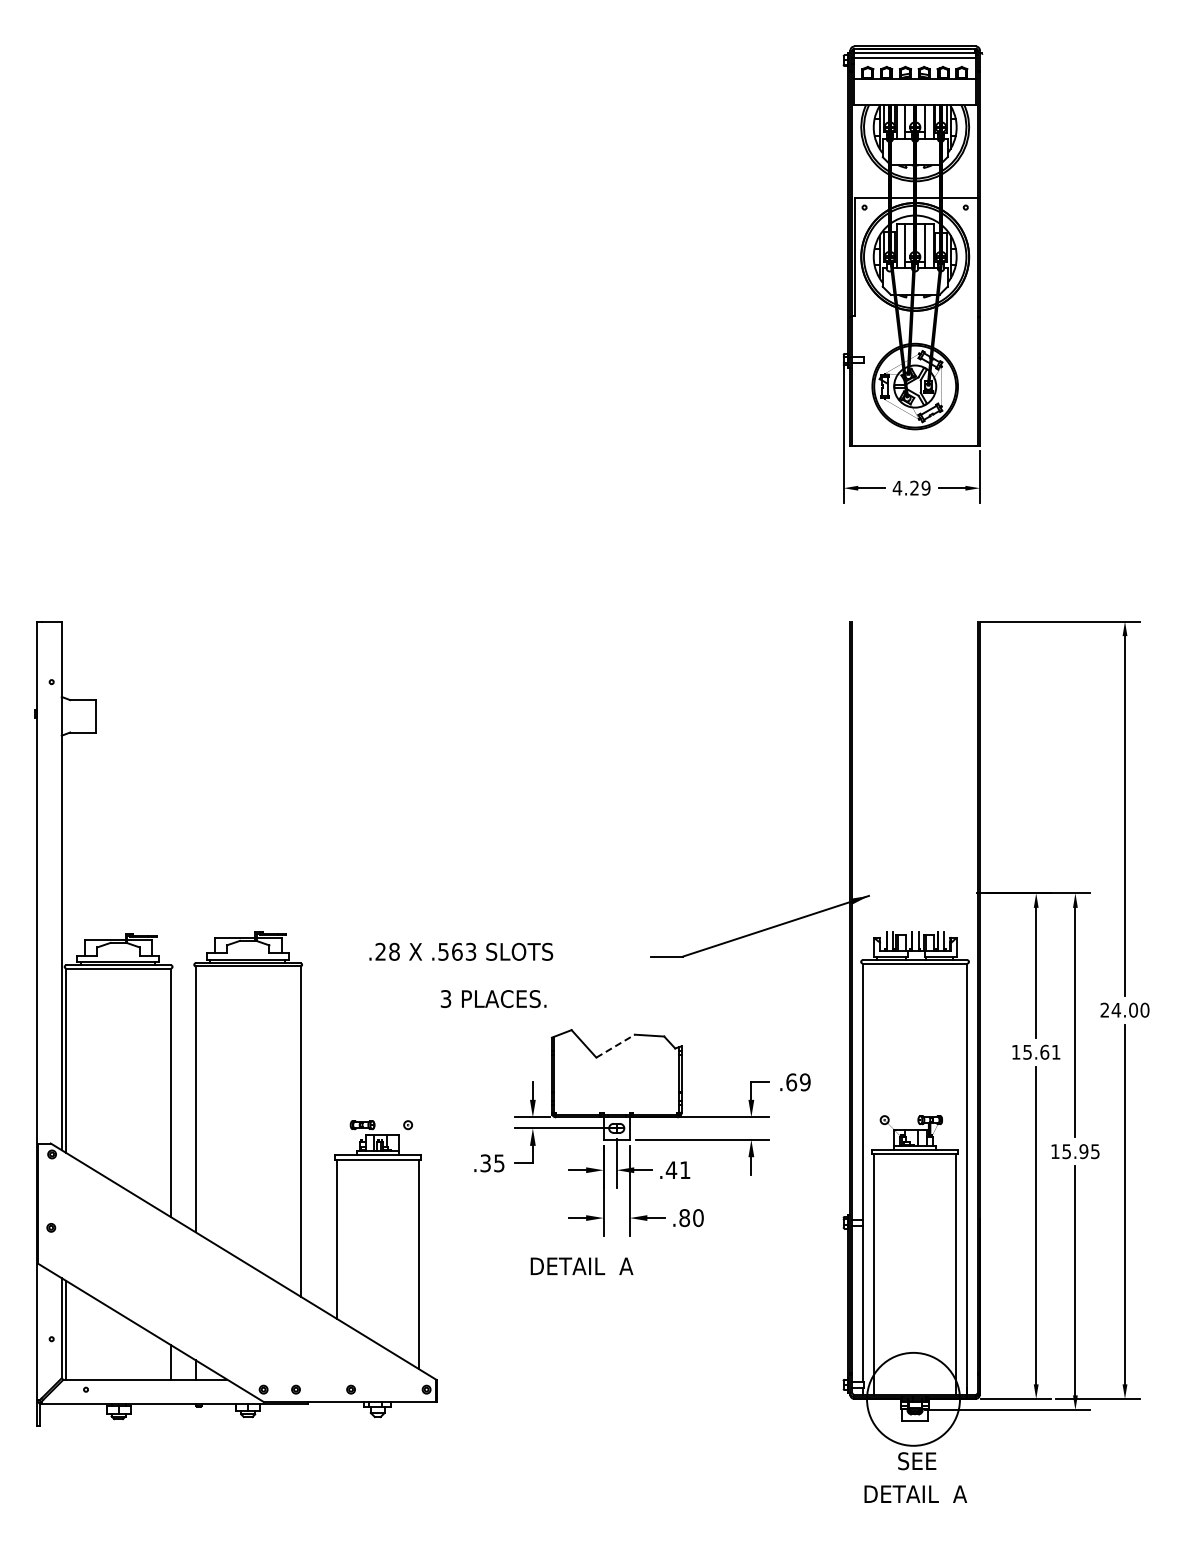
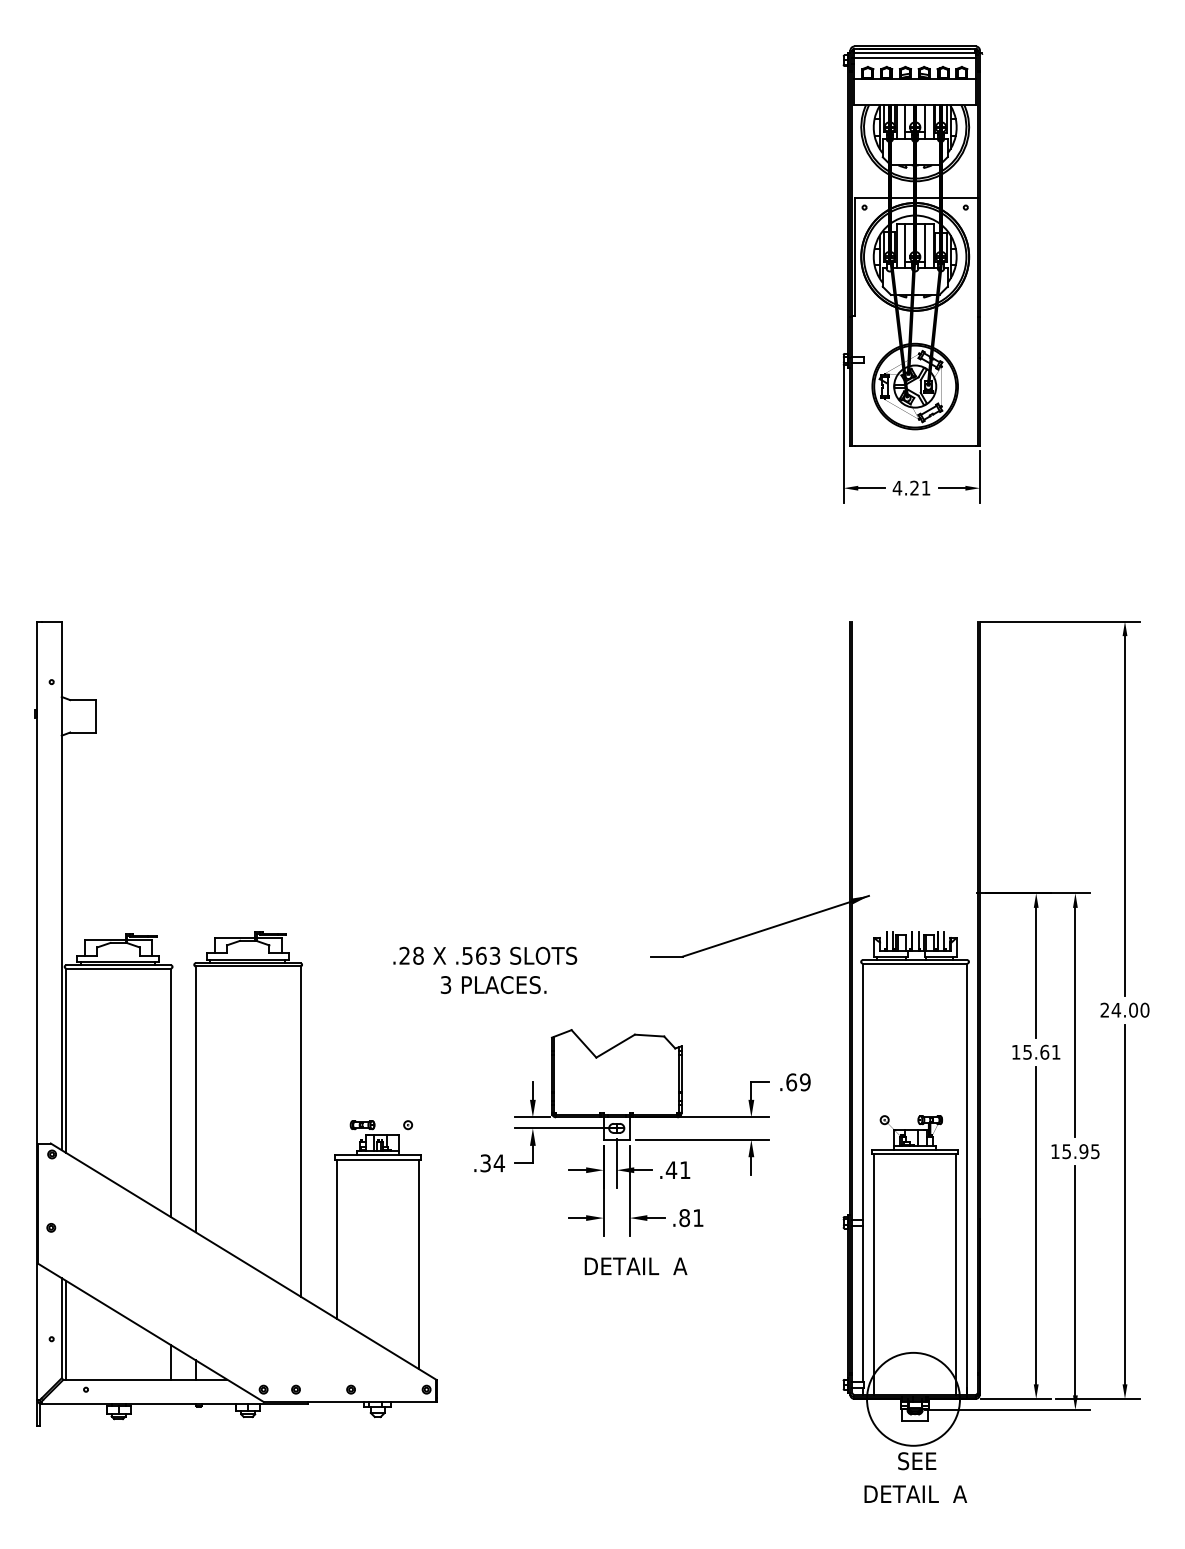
text: 4.29 -> 4.21 (925, 487)
text position: (461, 951) -> (485, 955) (485, 955)
text position: (493, 998) -> (493, 984) (493, 984)
line: dashed -> solid (616, 1045)
text: .35 -> .34 (499, 1163)
text: .80 -> .81 (698, 1218)
text position: (581, 1265) -> (635, 1265) (635, 1265)
